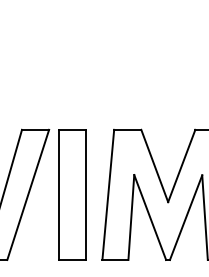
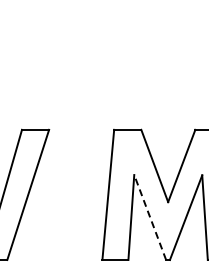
part: present -> none (72, 194)
line: solid -> dashed (150, 217)
